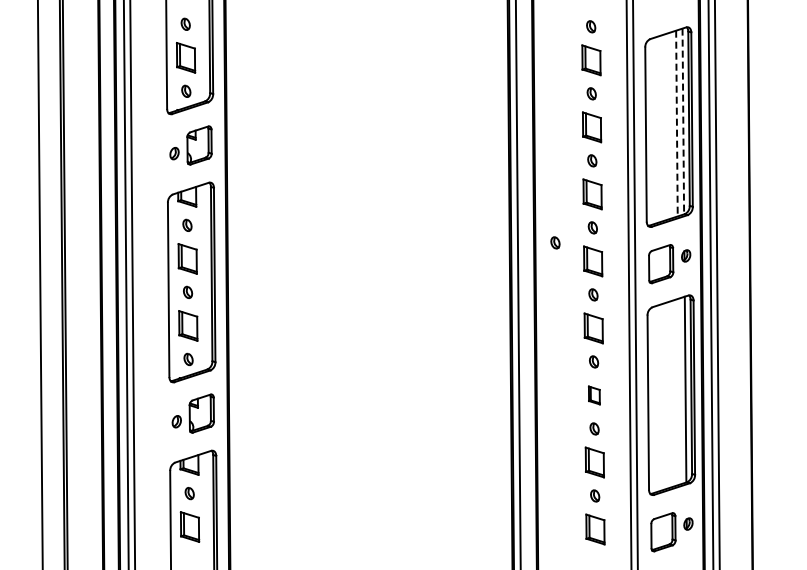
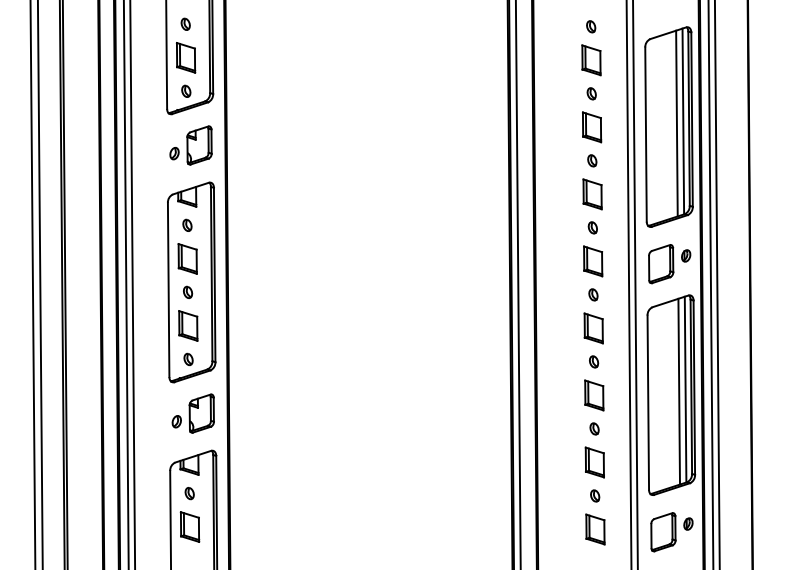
line: dashed -> solid (683, 121)
line: dashed -> solid (676, 123)
part: present -> none (555, 242)
line: none -> present (32, 284)
line: none -> present (679, 391)
part size: 13x21 px -> 21x33 px (594, 395)
